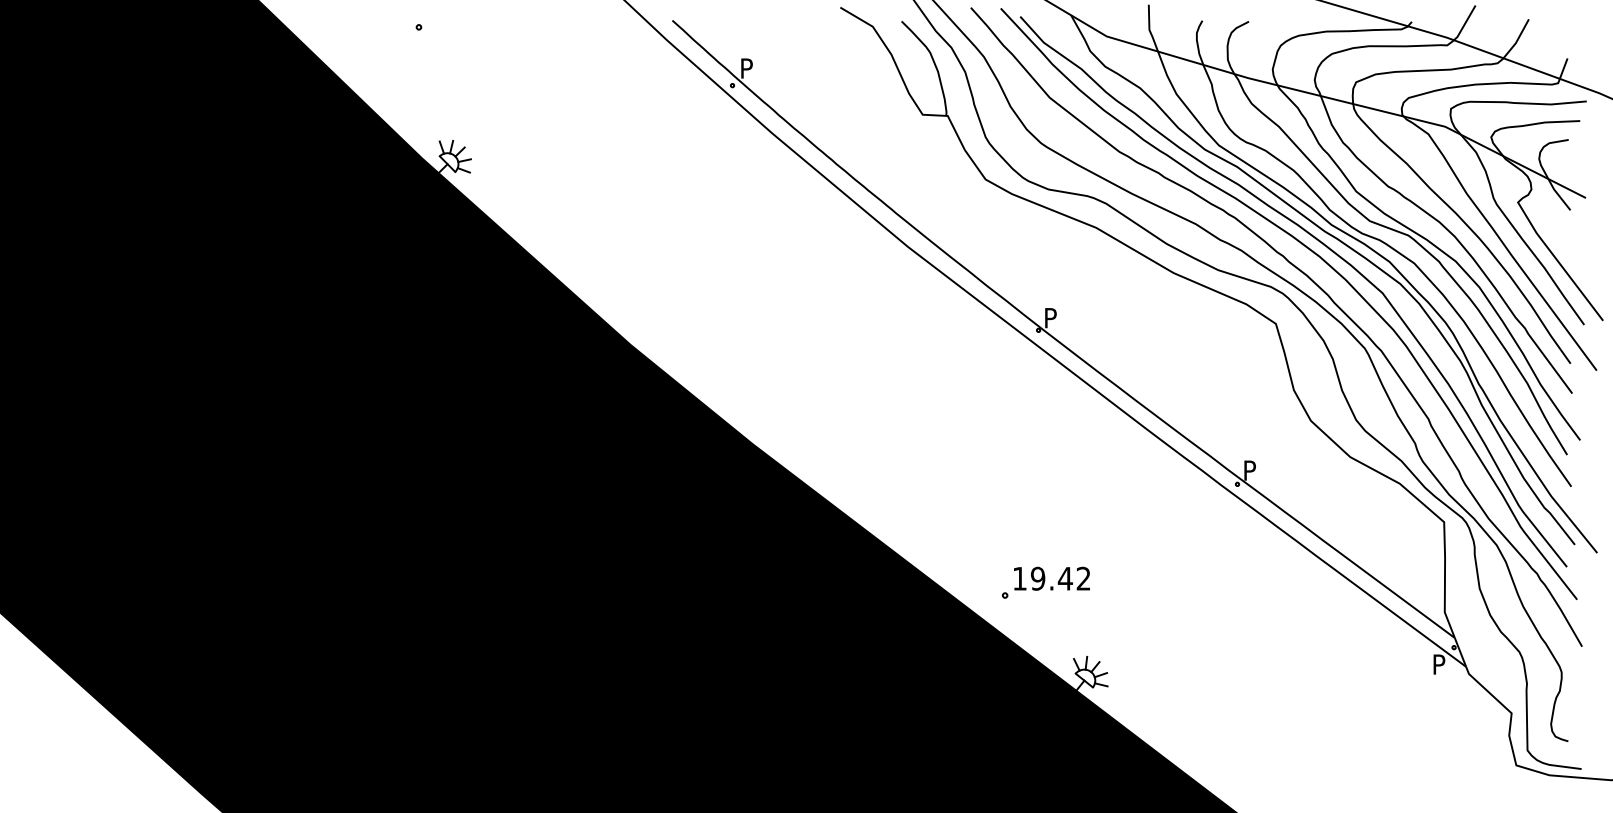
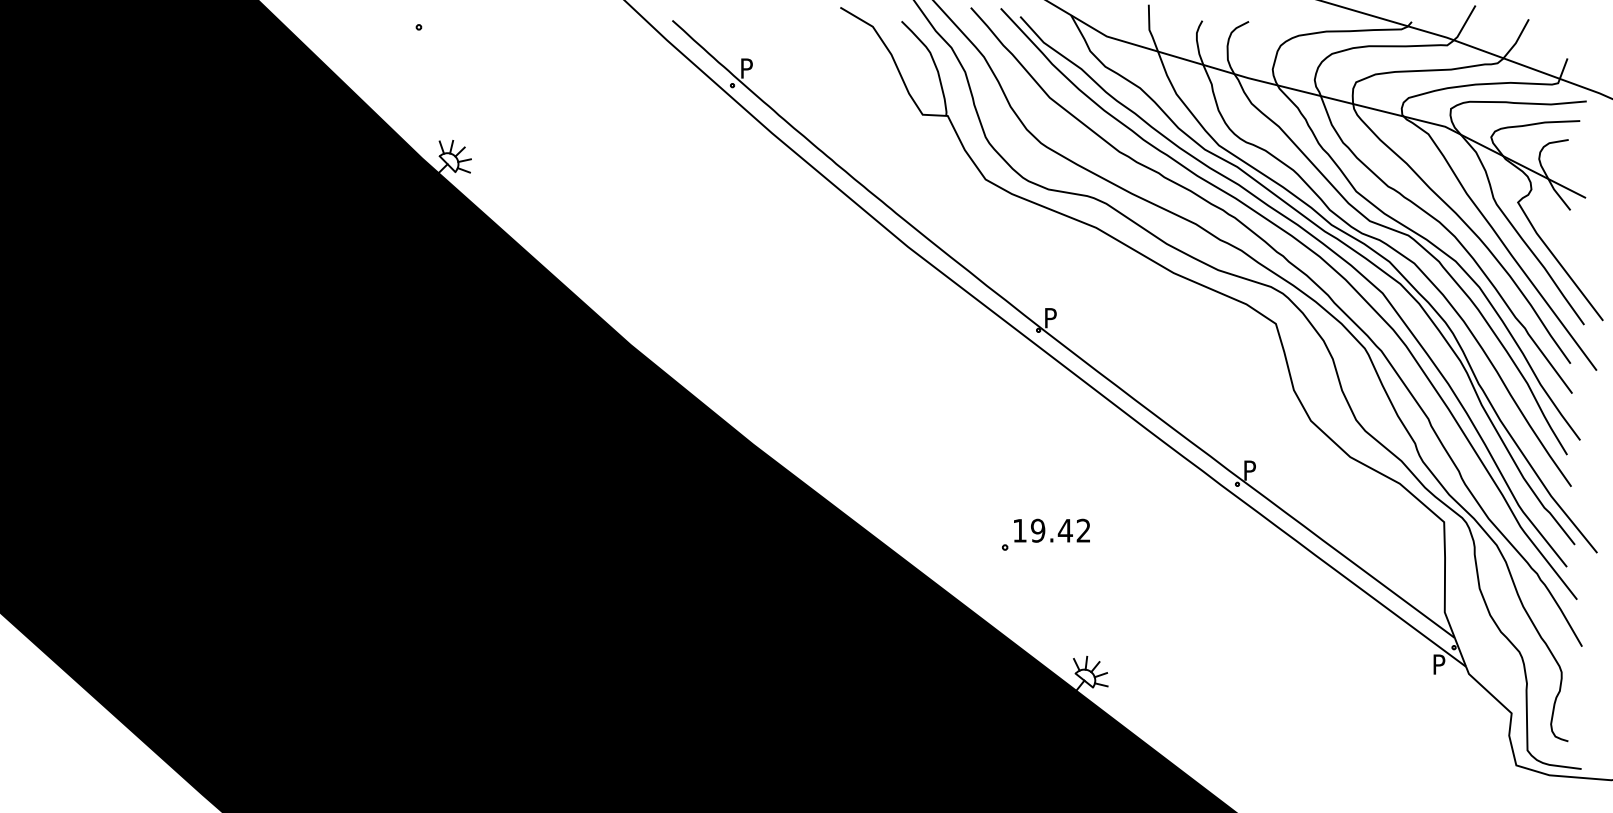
part position: (1045, 582) -> (1045, 534) (1045, 534)
